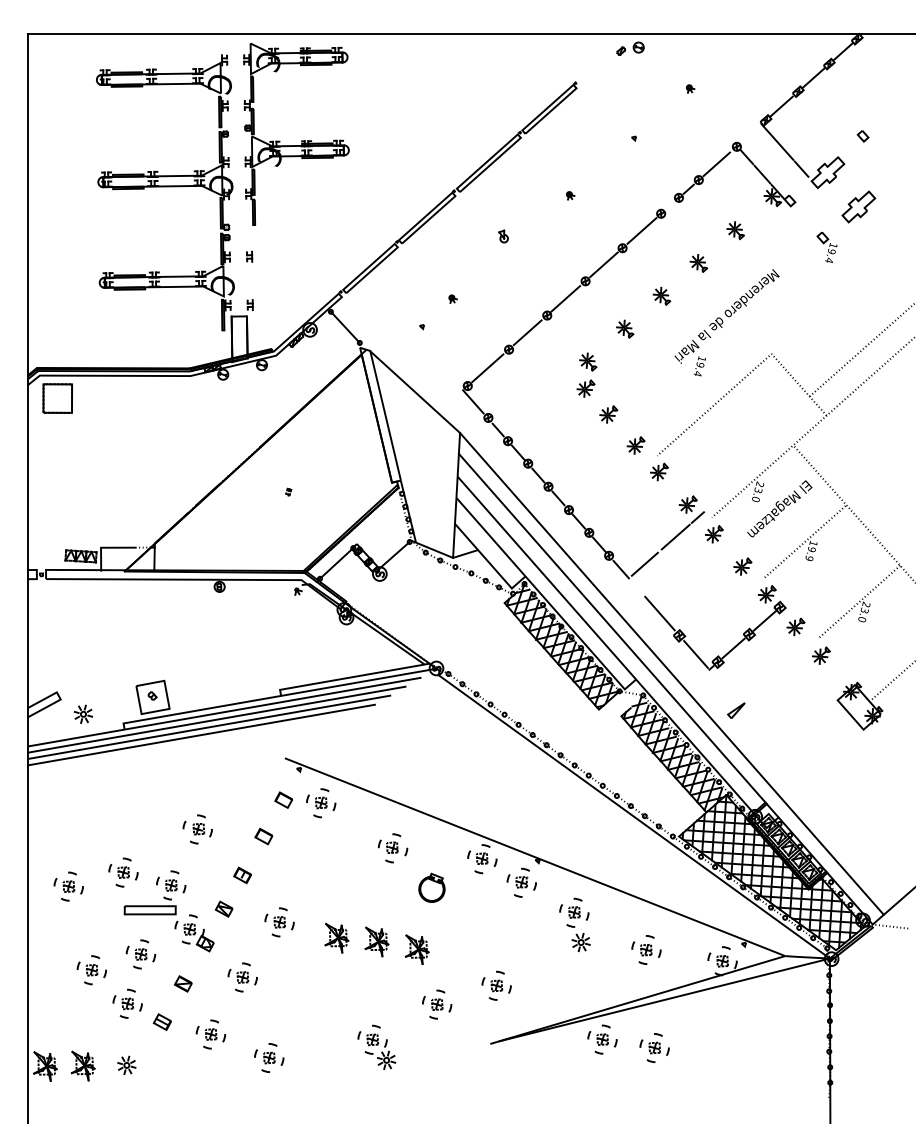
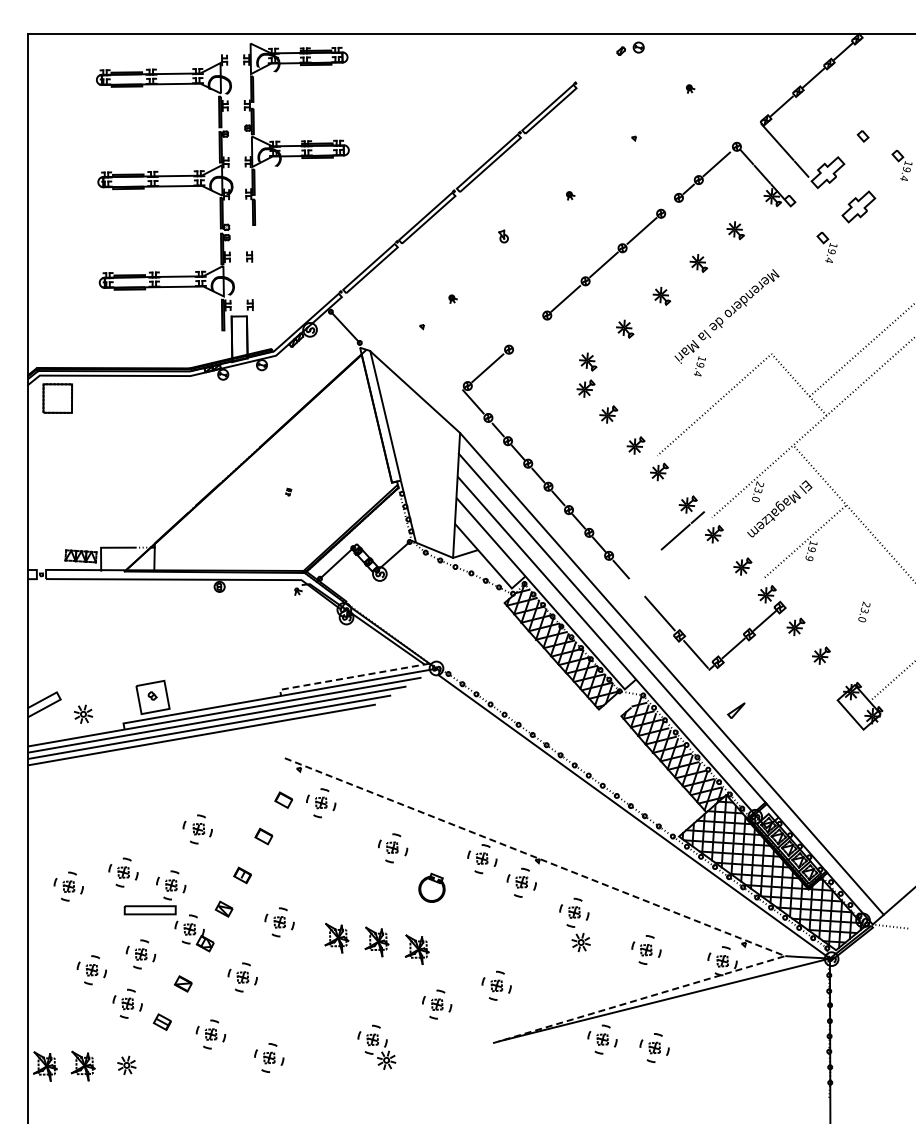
part: none -> present (901, 164)
line: present -> none (527, 332)
line: present -> none (644, 563)
line: present -> none (859, 601)
line: solid -> dashed (350, 677)
line: solid -> dashed (678, 913)
